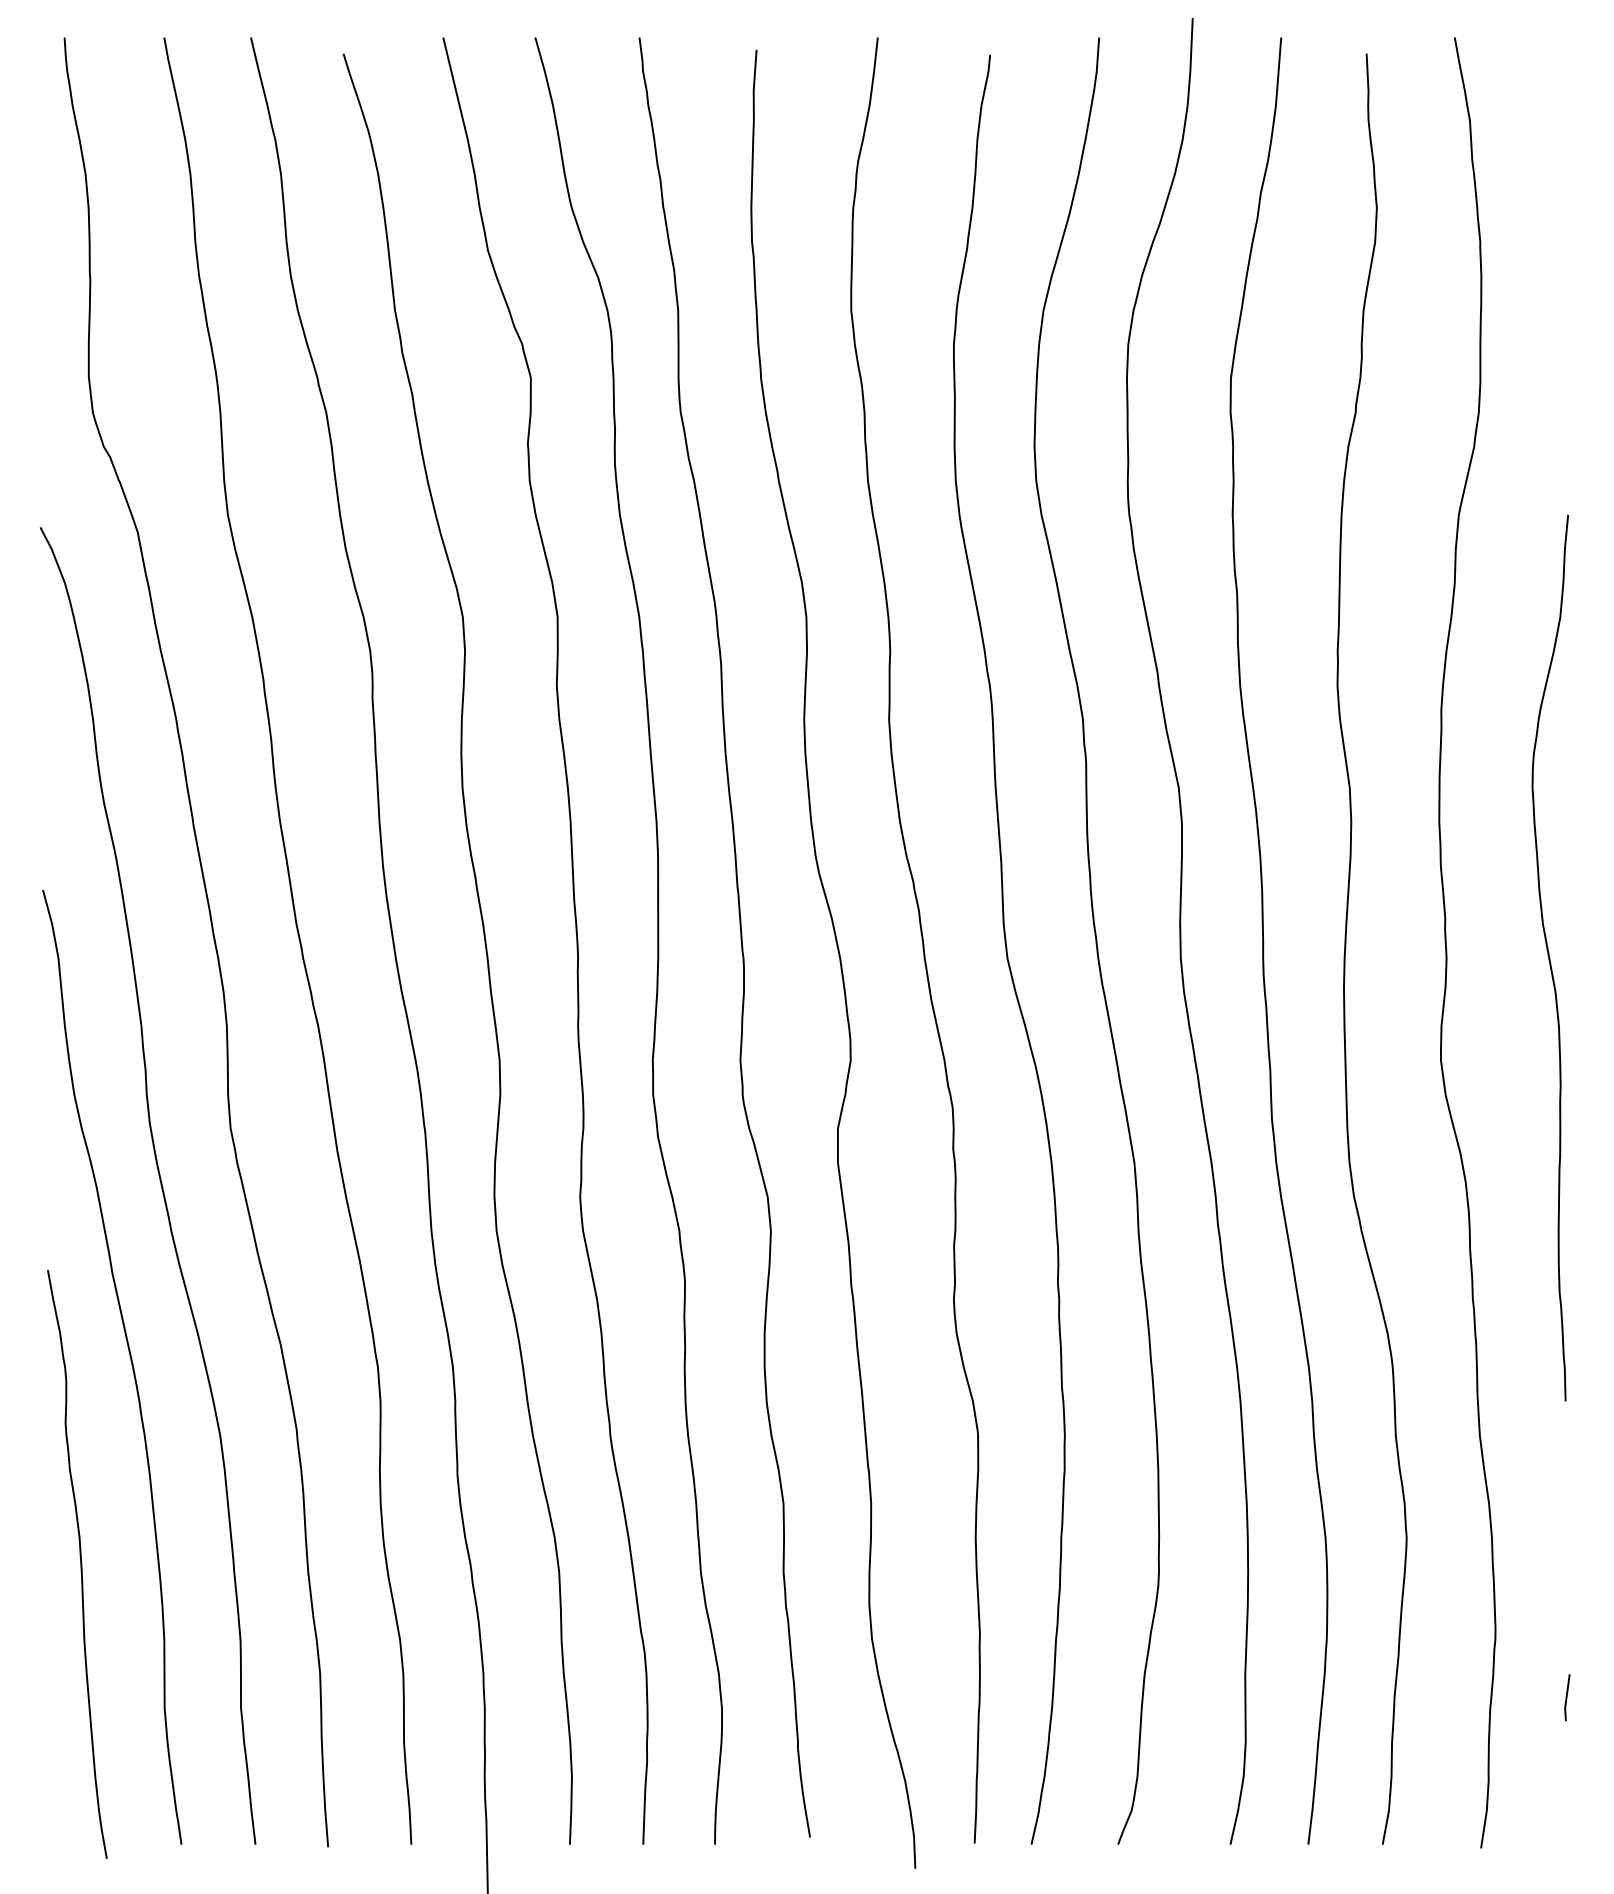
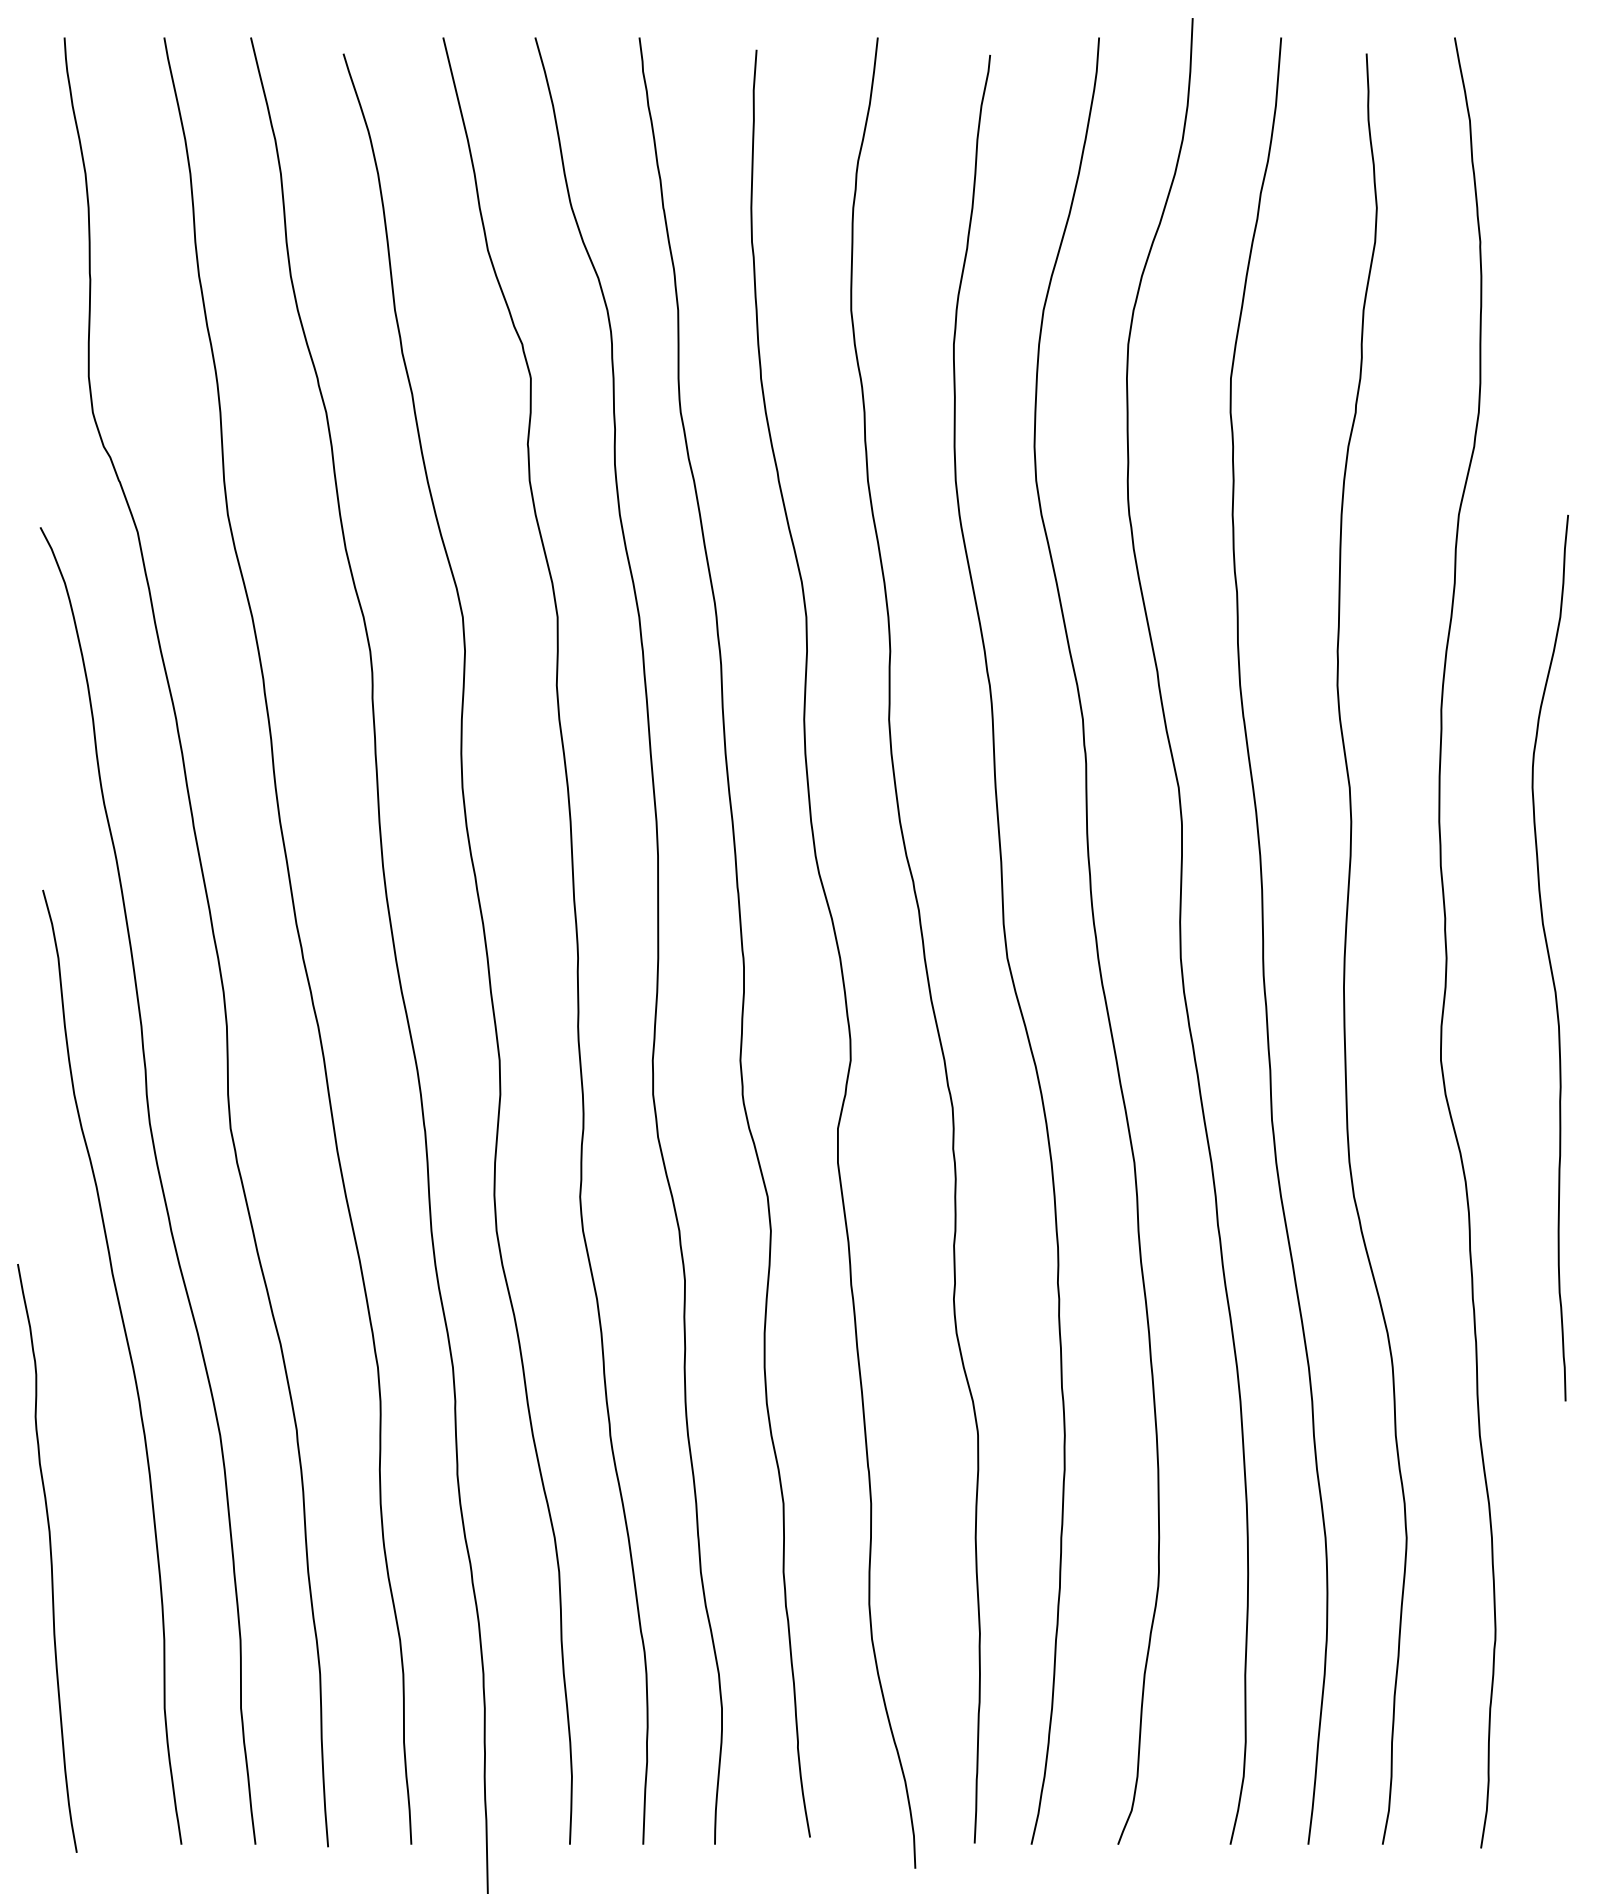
curve position: (80, 1564) -> (50, 1558) (50, 1558)
line: present -> none (1567, 1697)
